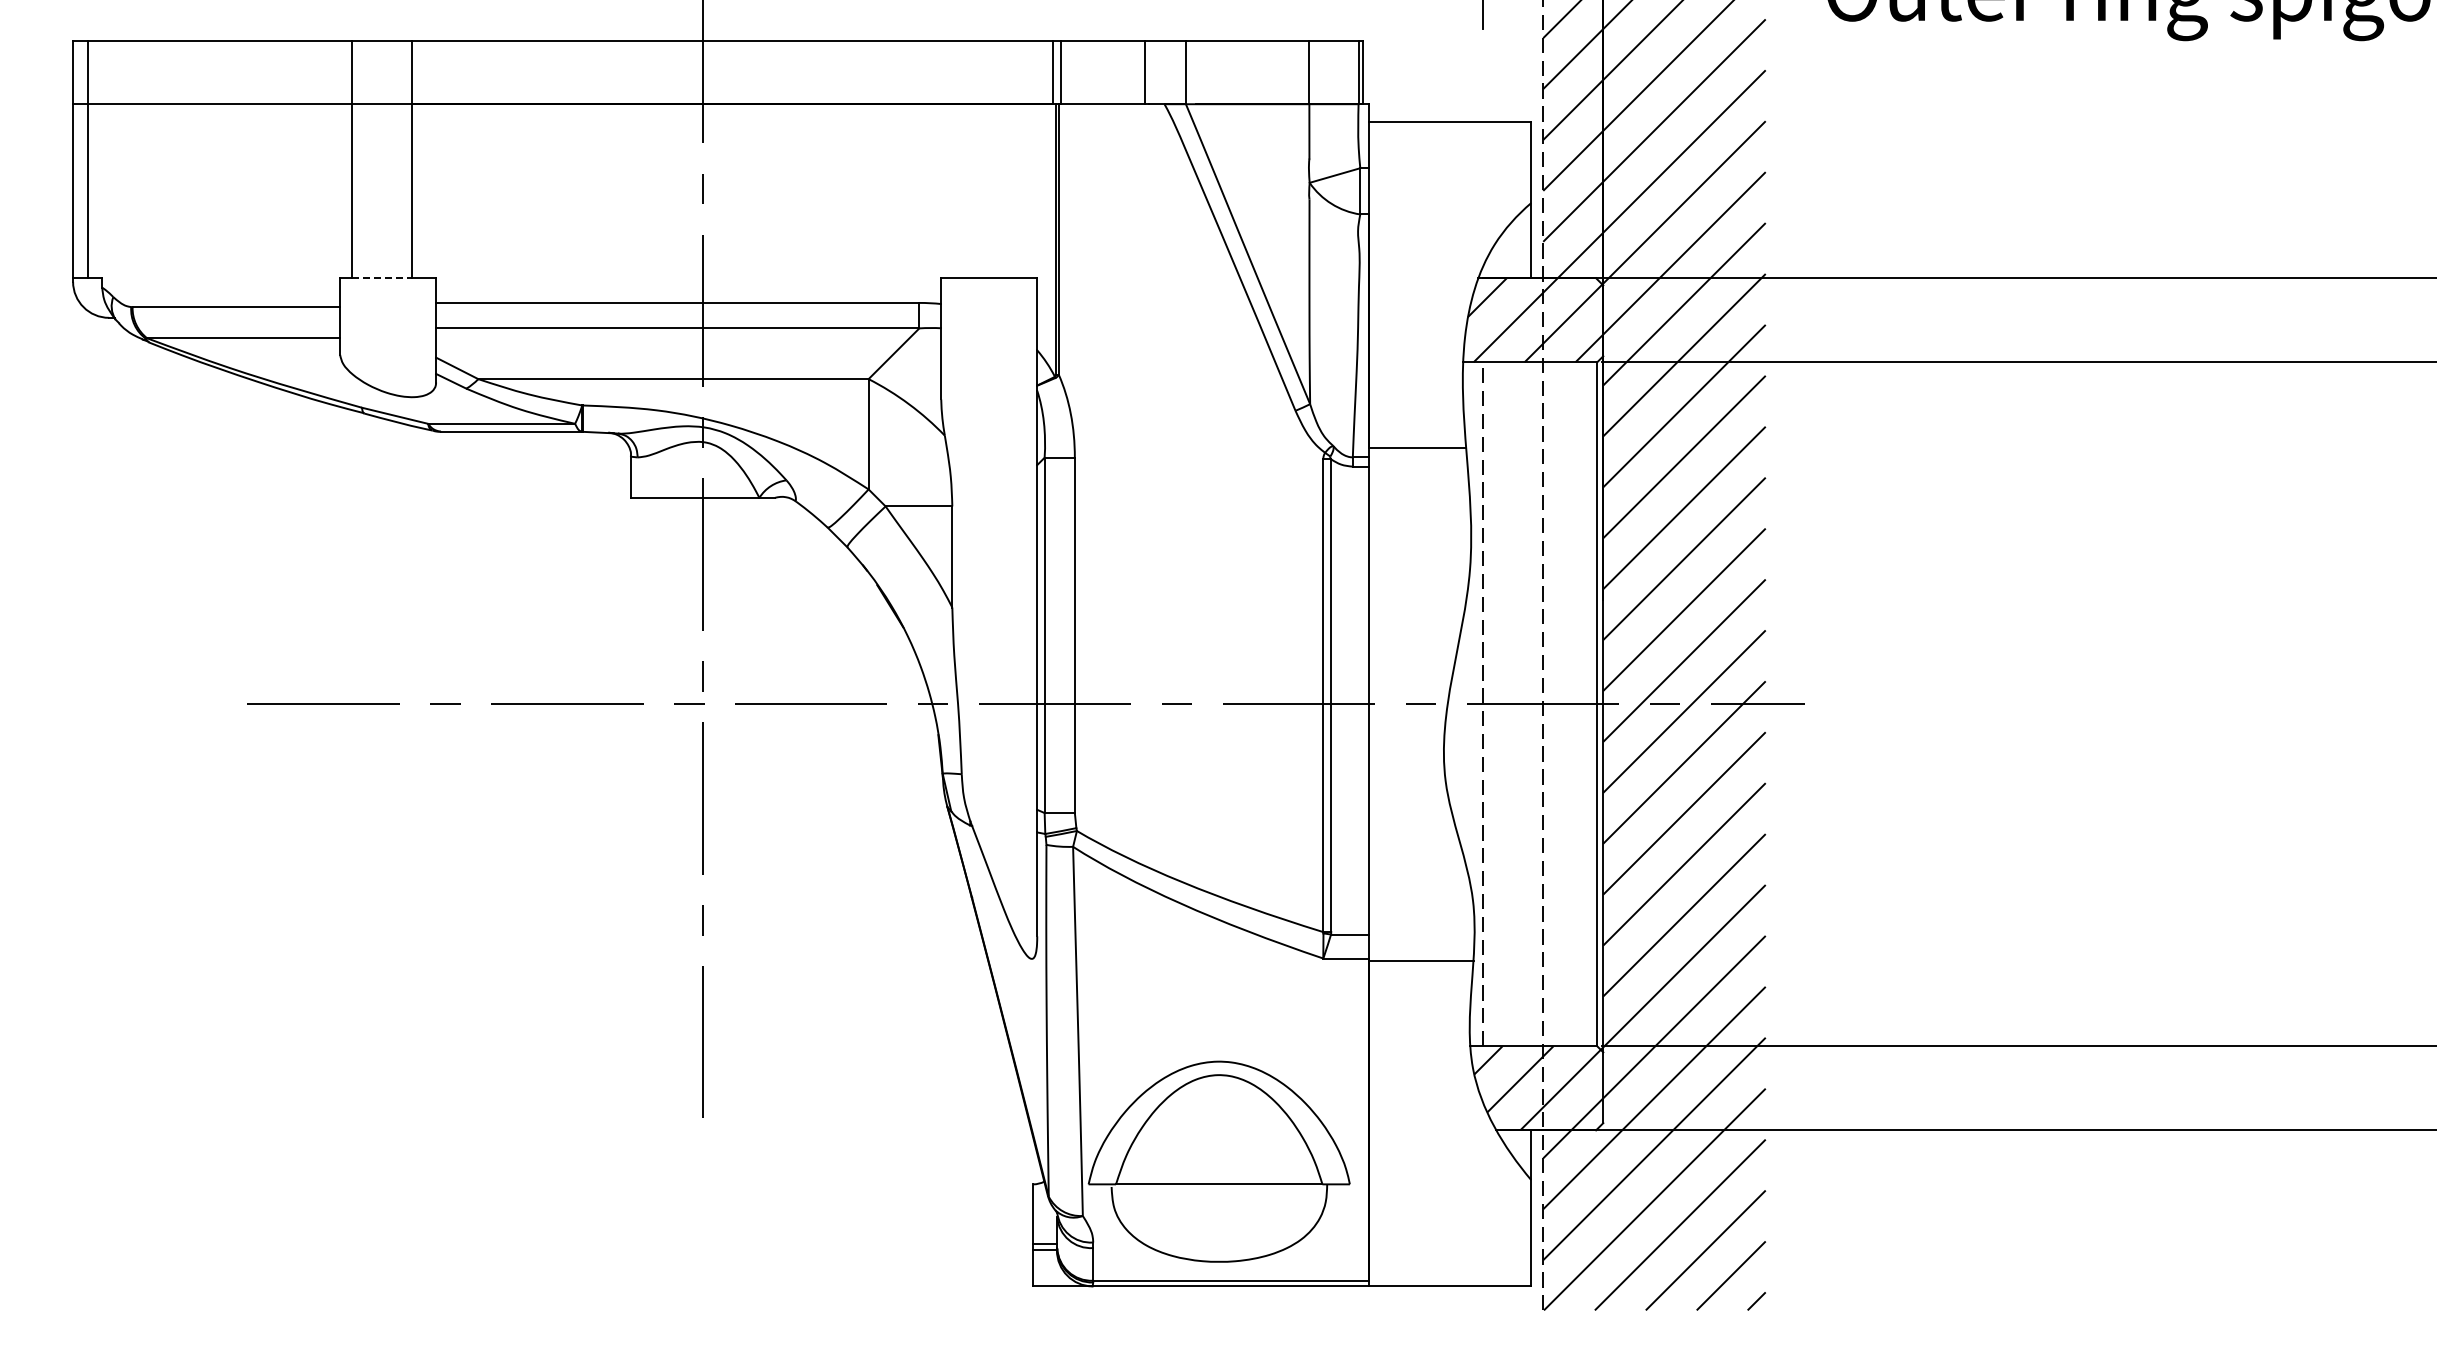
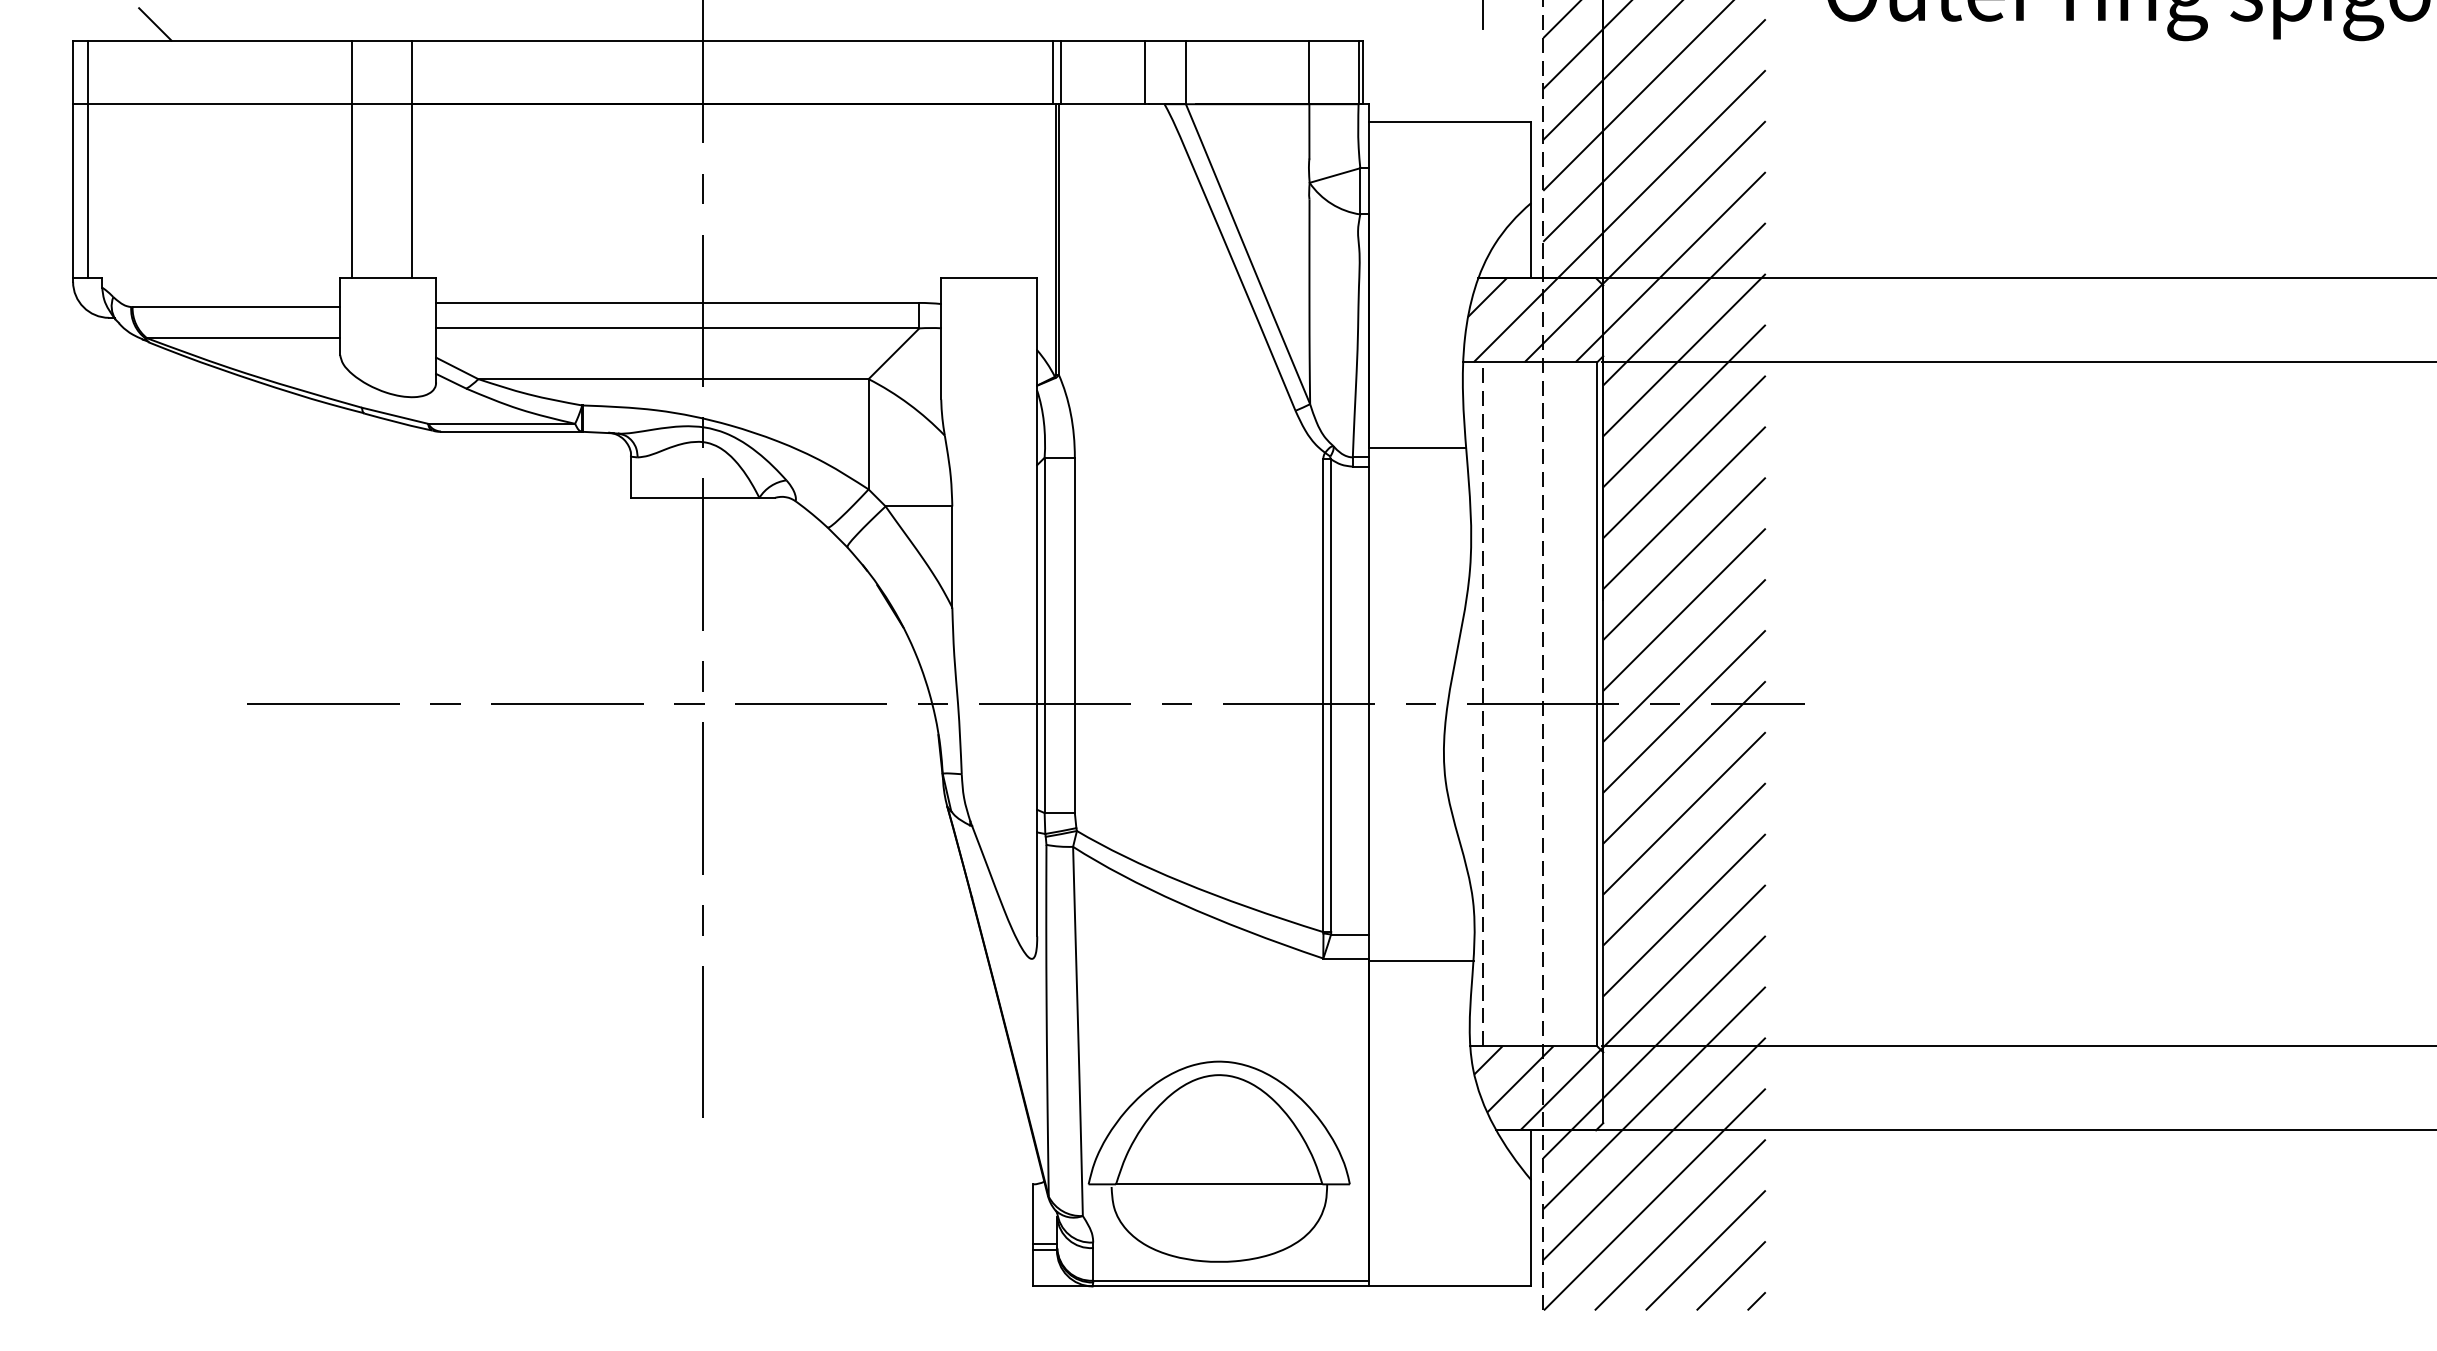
line: none -> present (155, 24)
line: dashed -> solid (382, 278)
